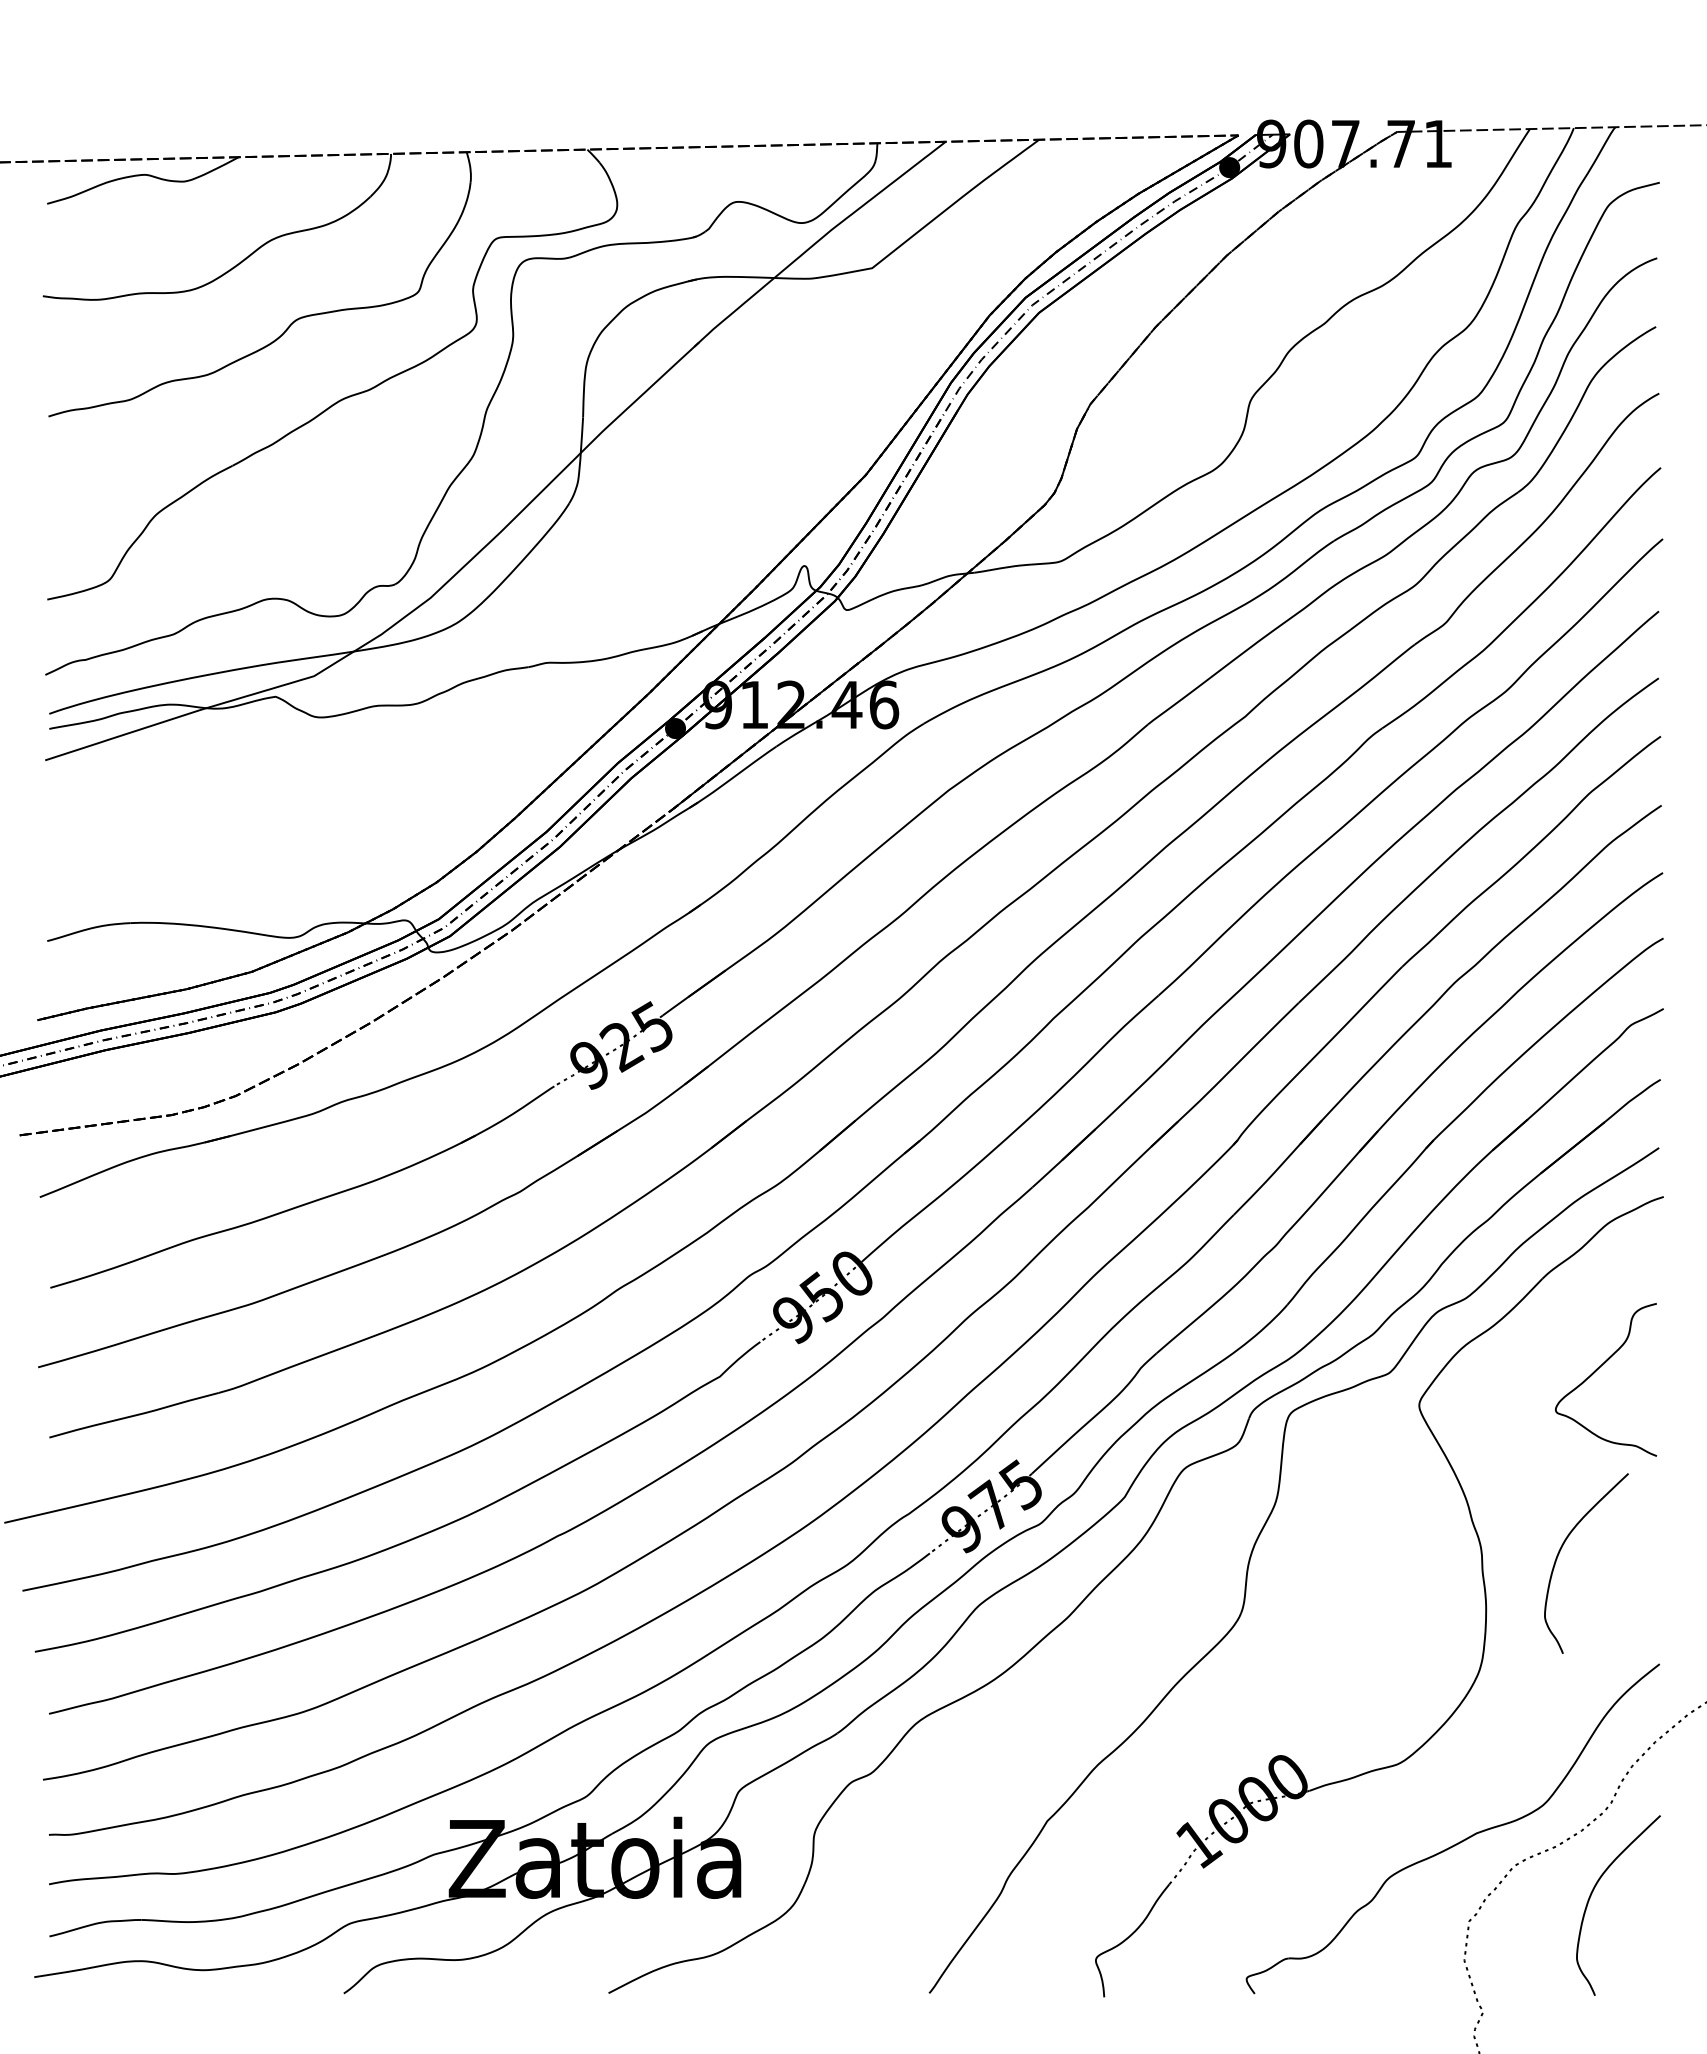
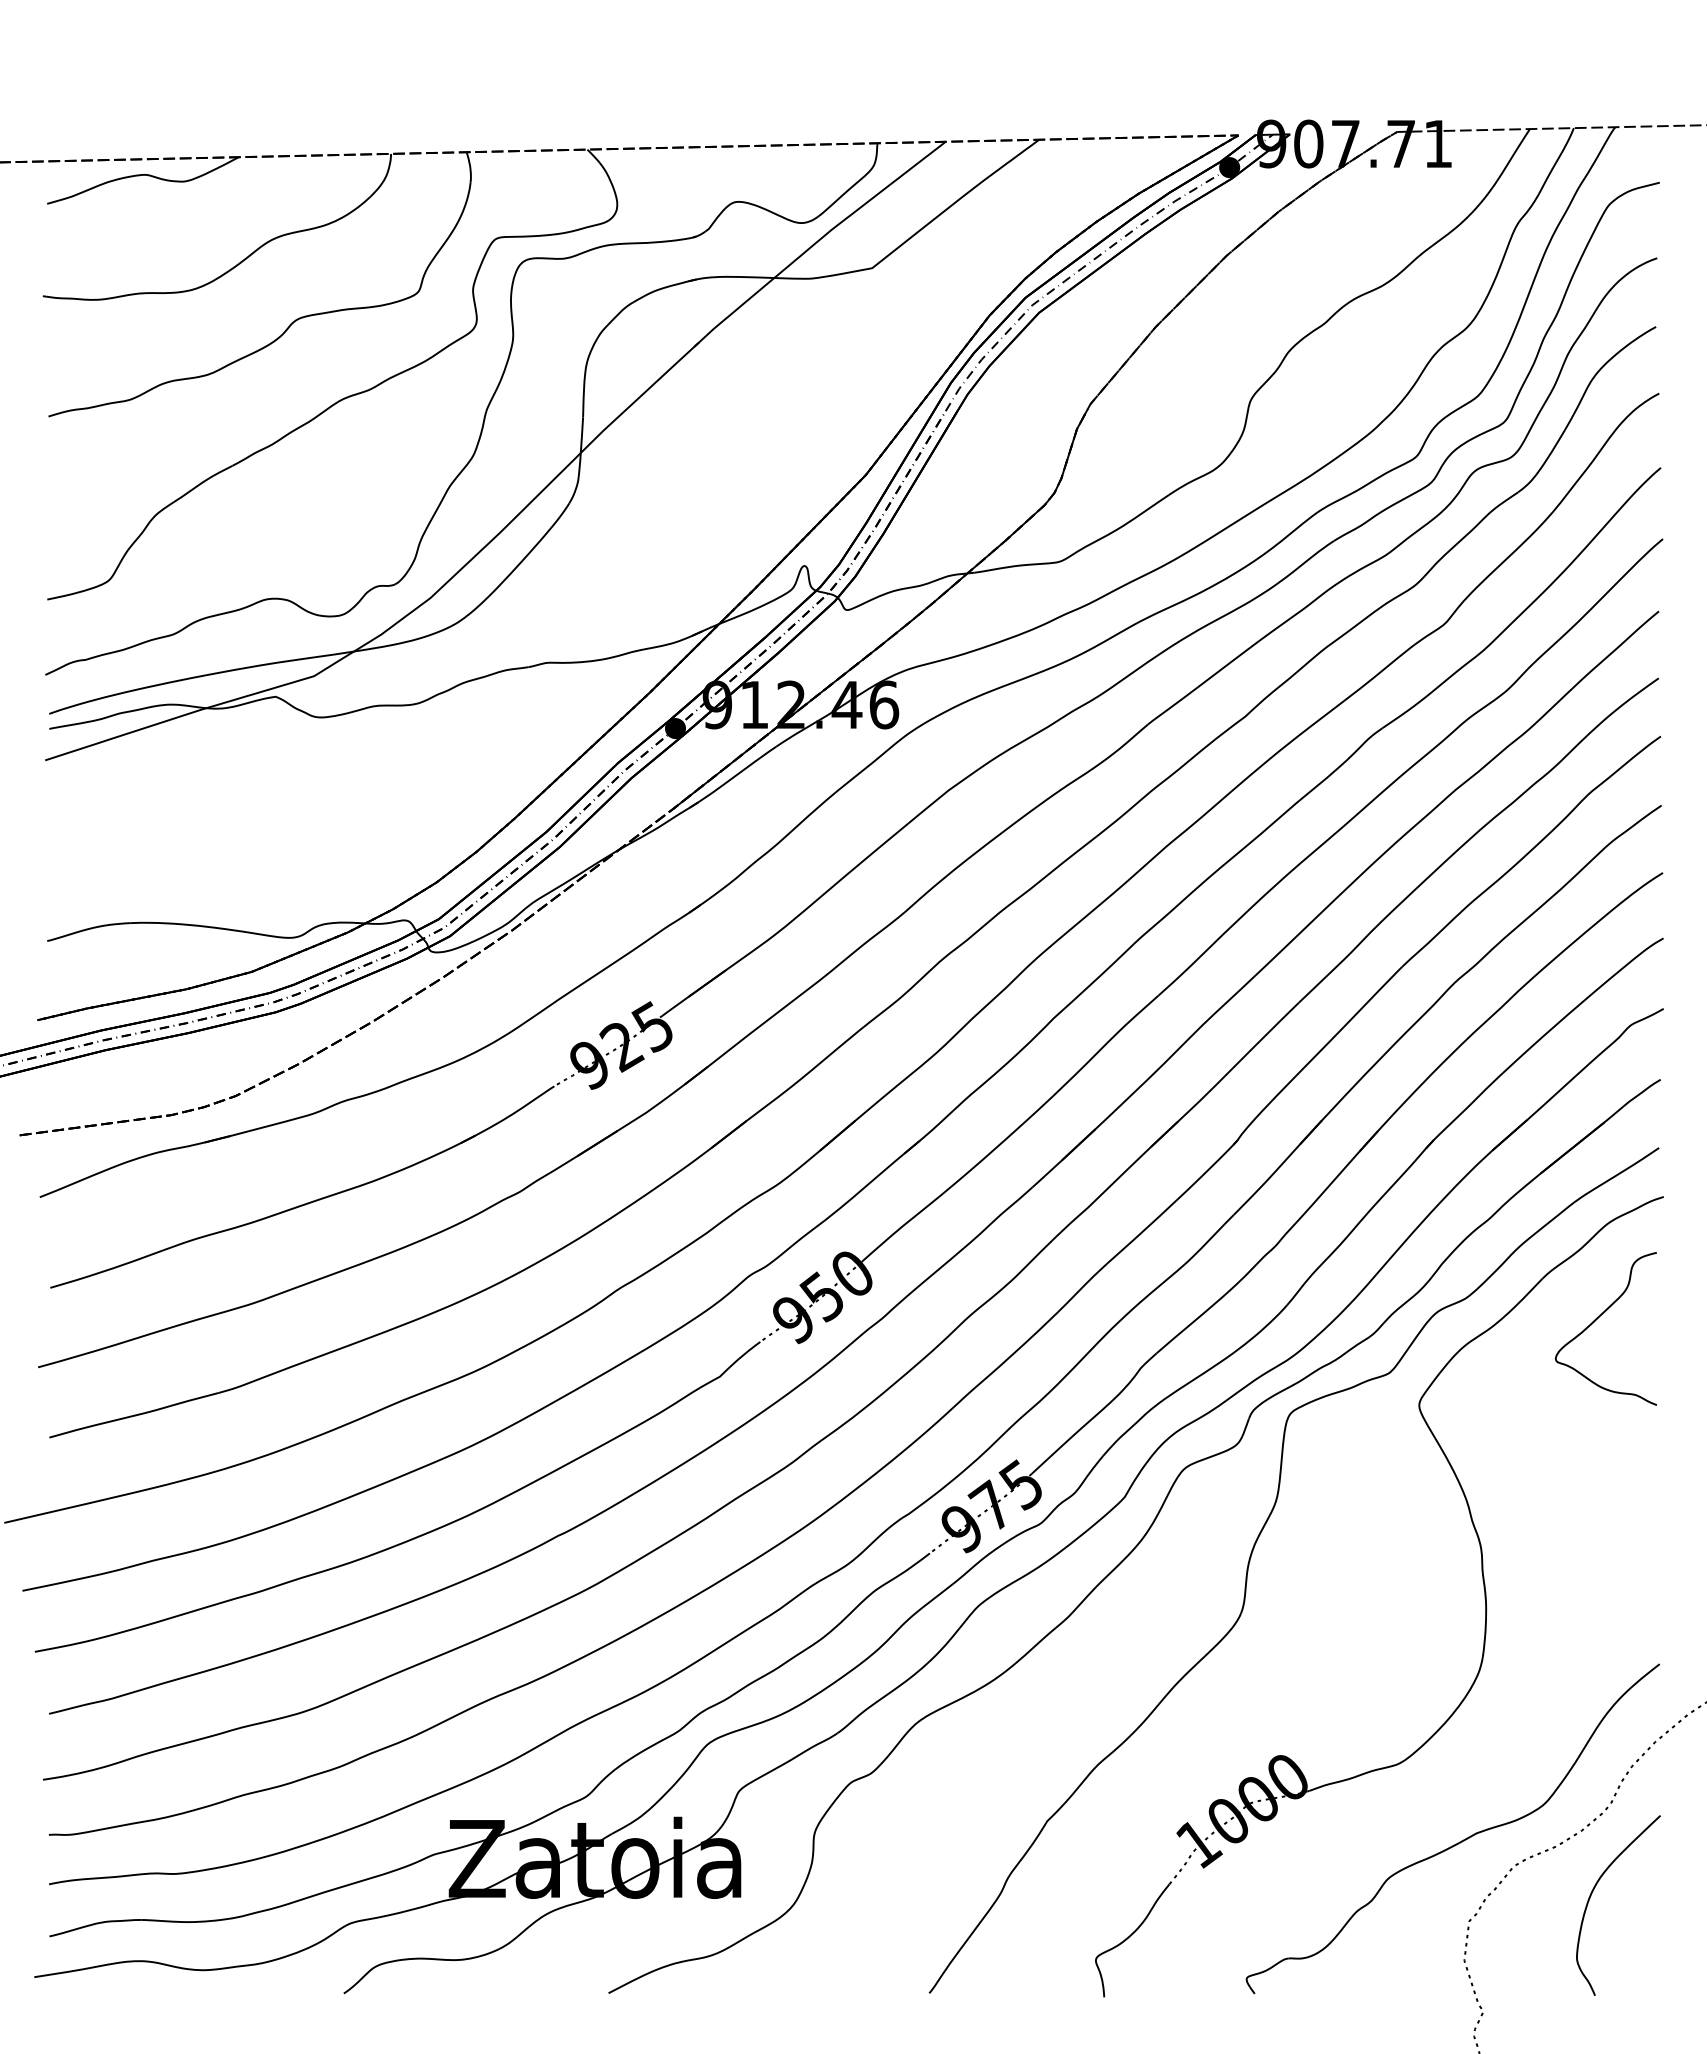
curve position: (1597, 1370) -> (1597, 1319) (1597, 1319)
curve: present -> none (1559, 1554)
